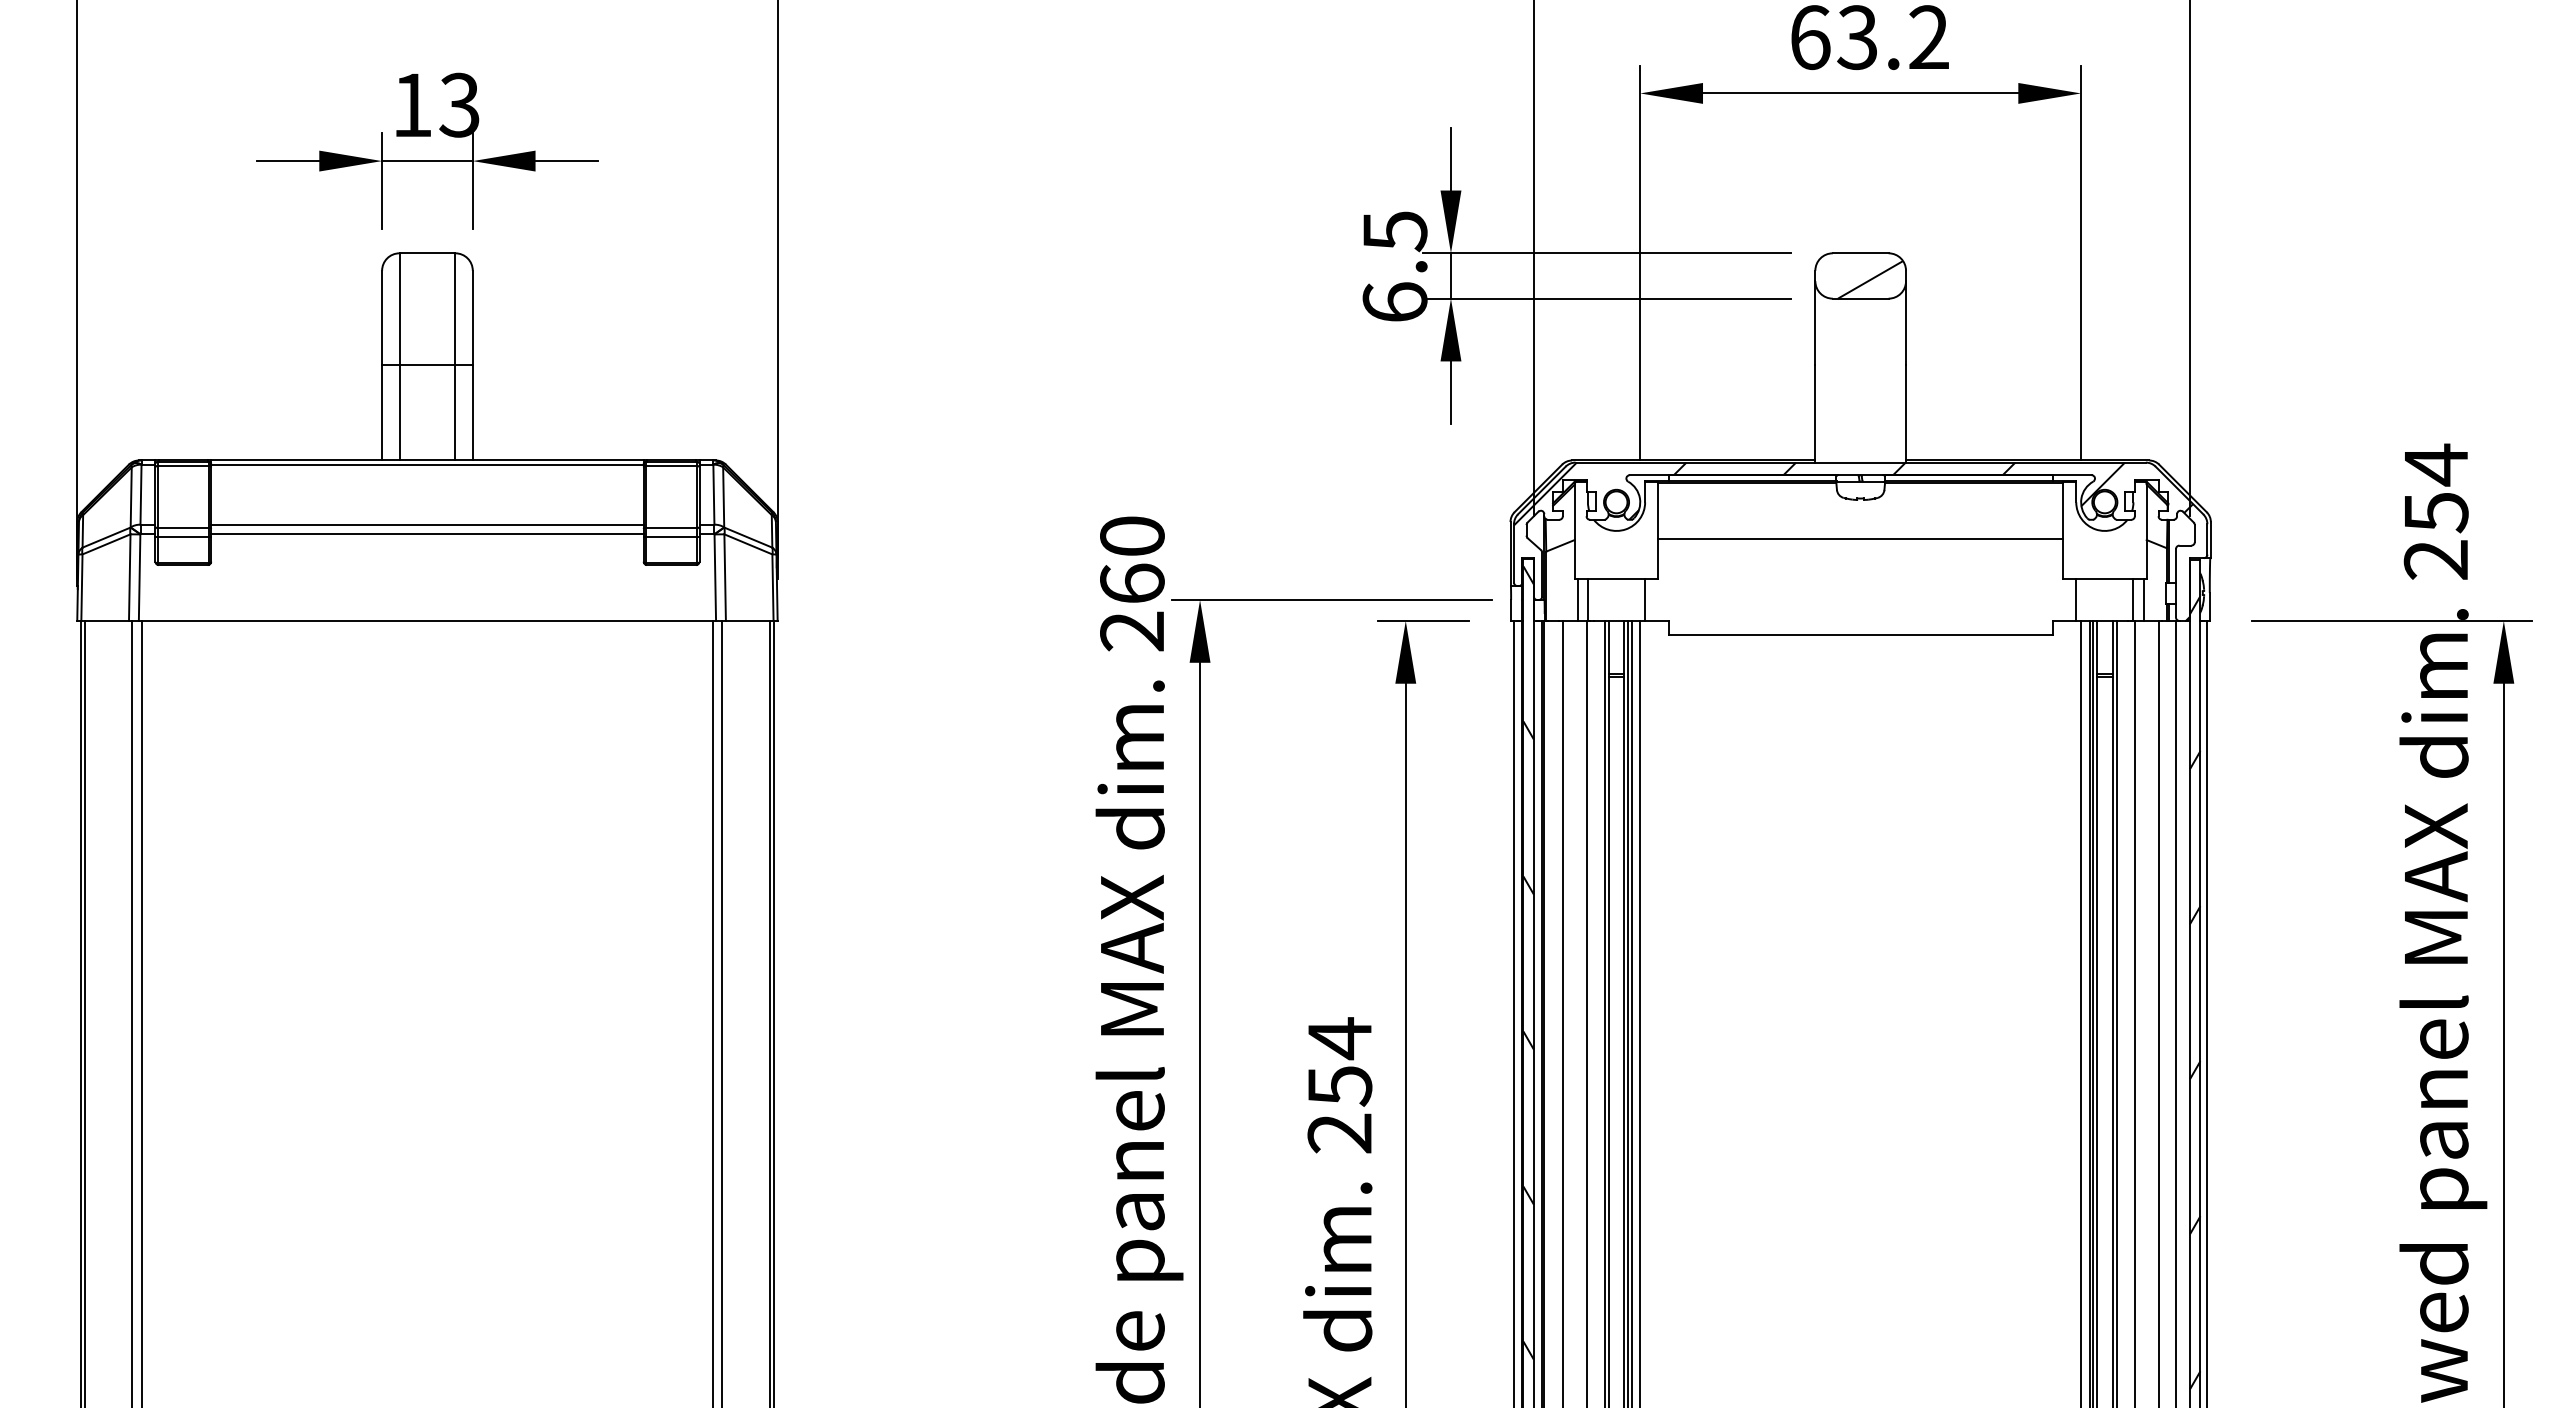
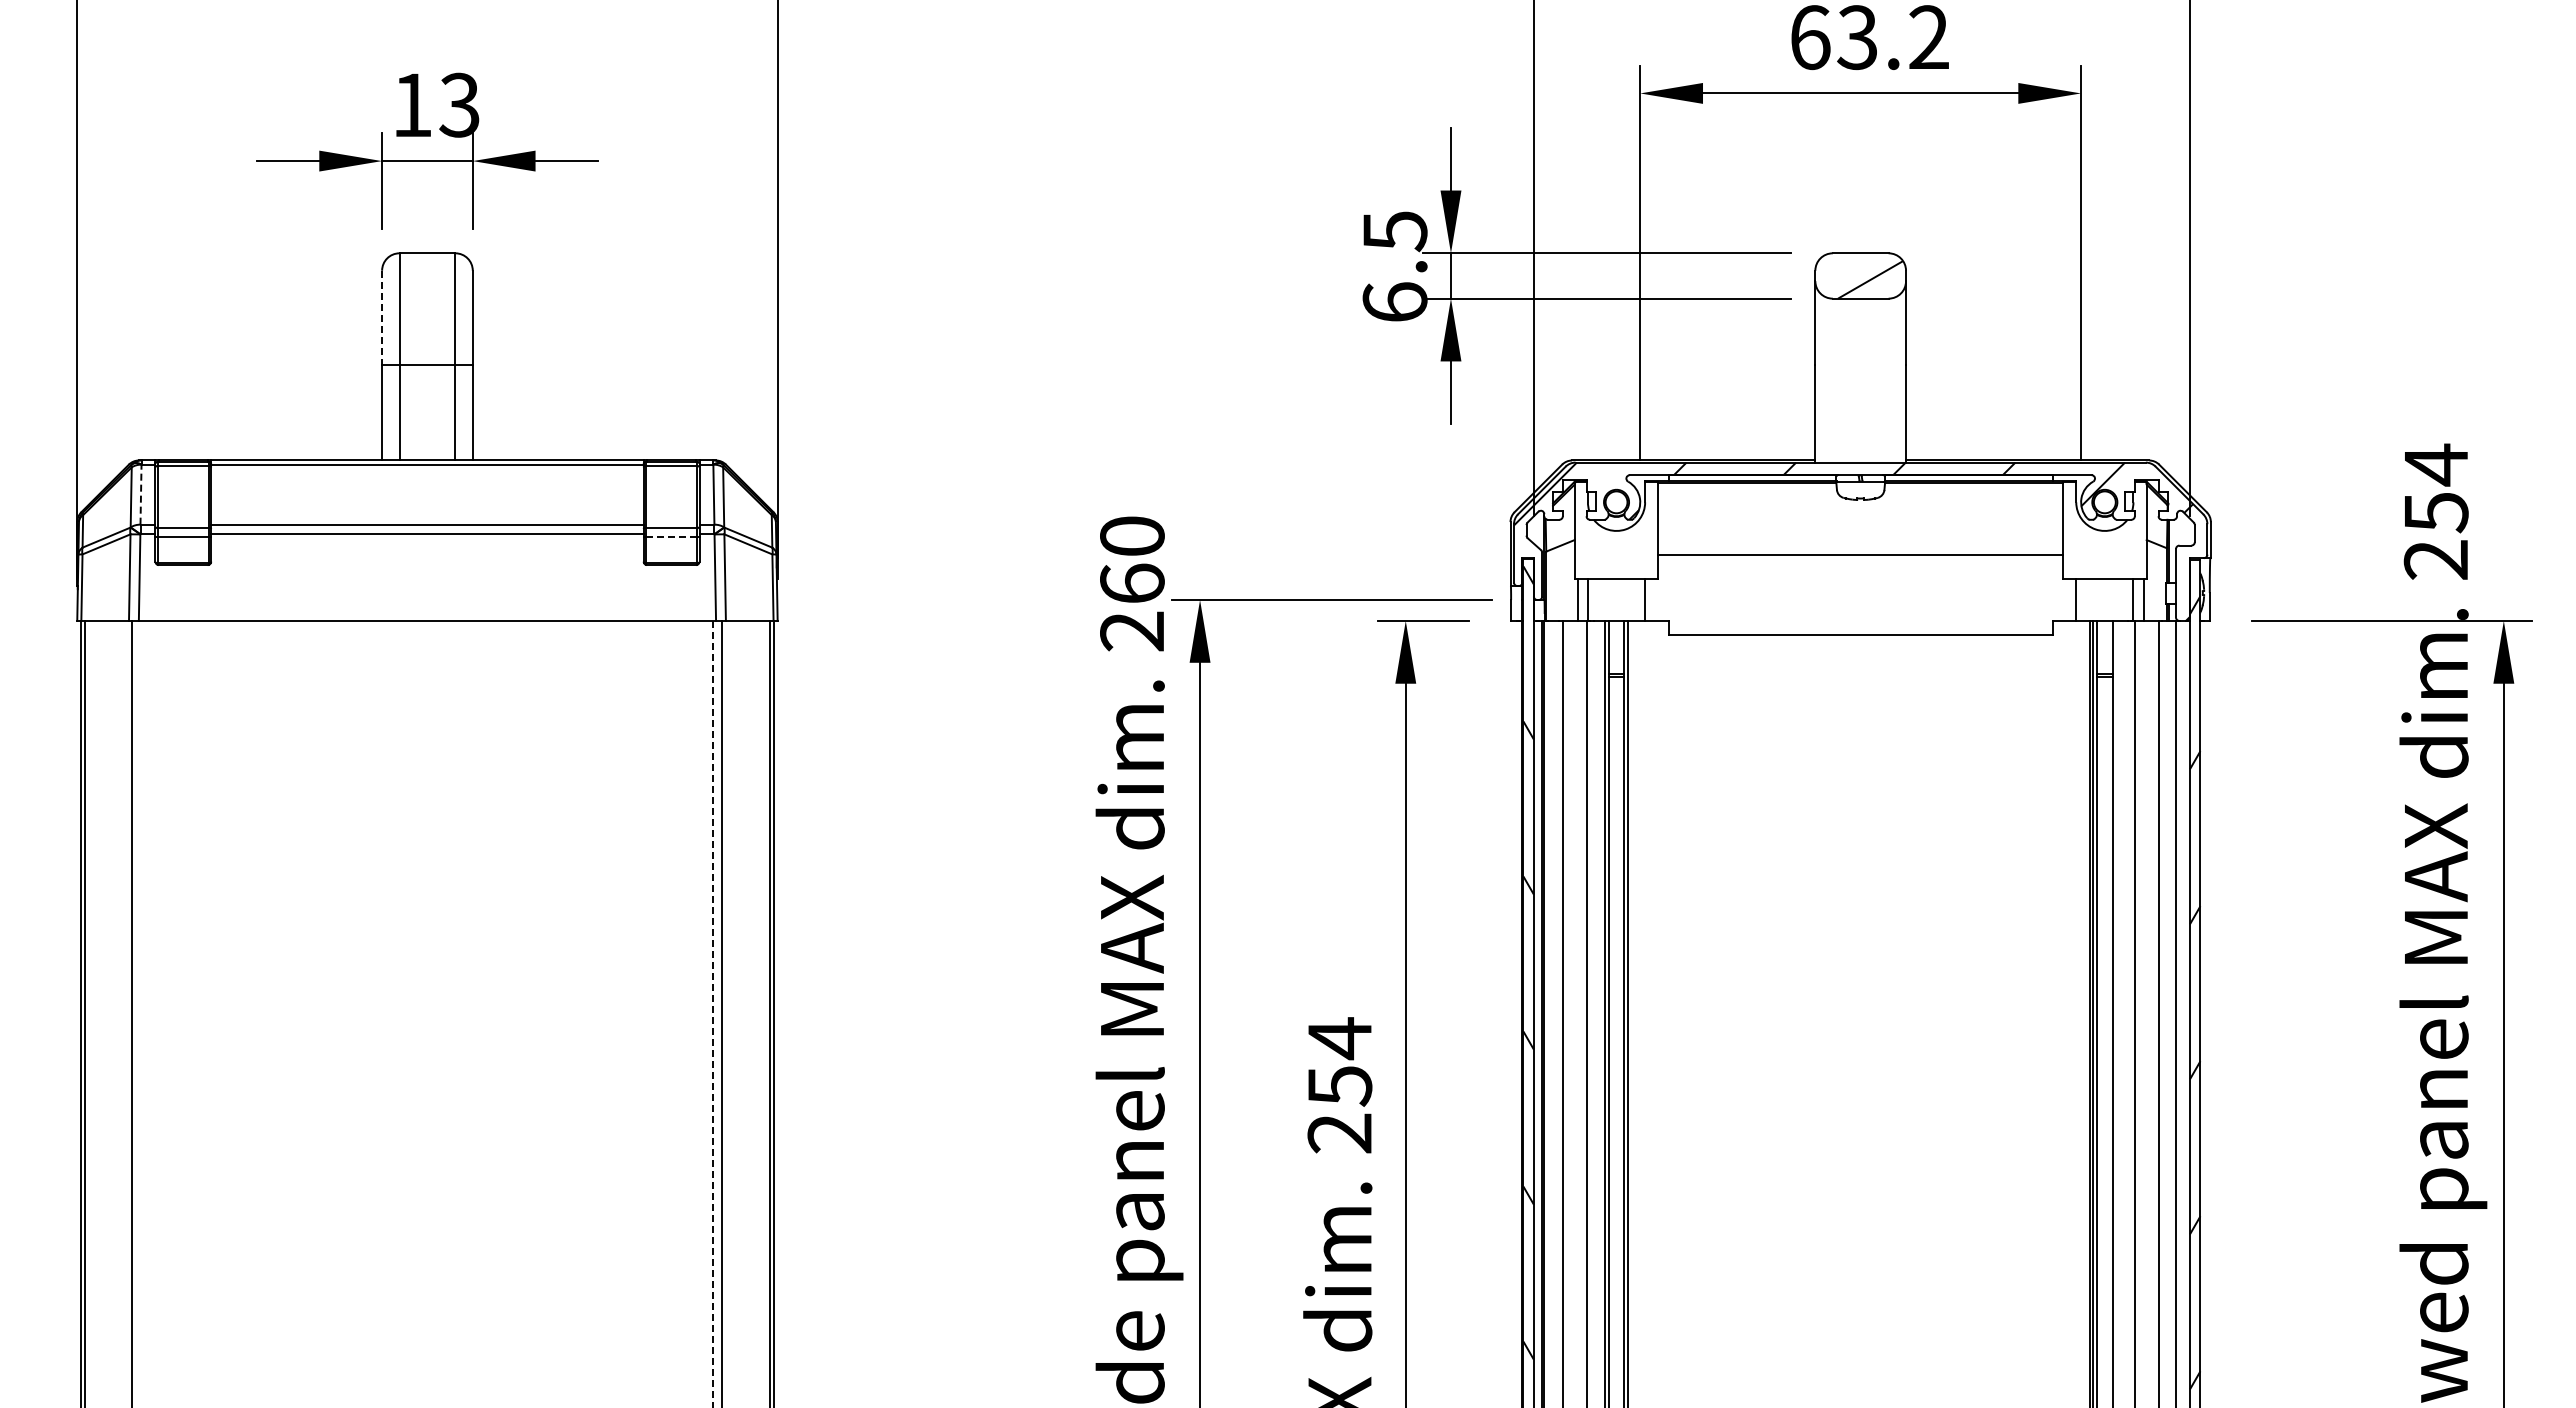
line: solid -> dashed (382, 318)
line: solid -> dashed (141, 494)
line: solid -> dashed (671, 537)
line position: (1860, 538) -> (1860, 554) (1860, 554)
line: present -> none (142, 1012)
line: present -> none (1514, 1012)
line: present -> none (1631, 1012)
line: present -> none (1640, 1012)
line: present -> none (2081, 1012)
line: present -> none (2116, 1012)
line: present -> none (2207, 1012)
line: solid -> dashed (712, 1014)
